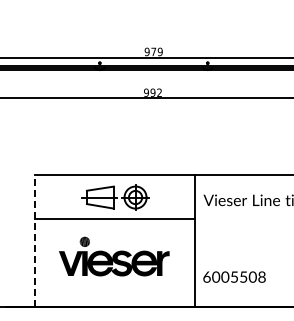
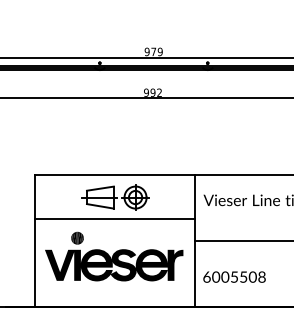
line: dashed -> solid (34, 240)
line: none -> present (242, 241)
part size: 111x41 px -> 139x51 px (114, 256)
